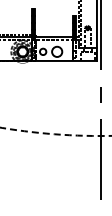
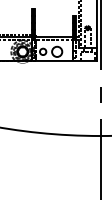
circle: dashed -> solid (55, 131)
